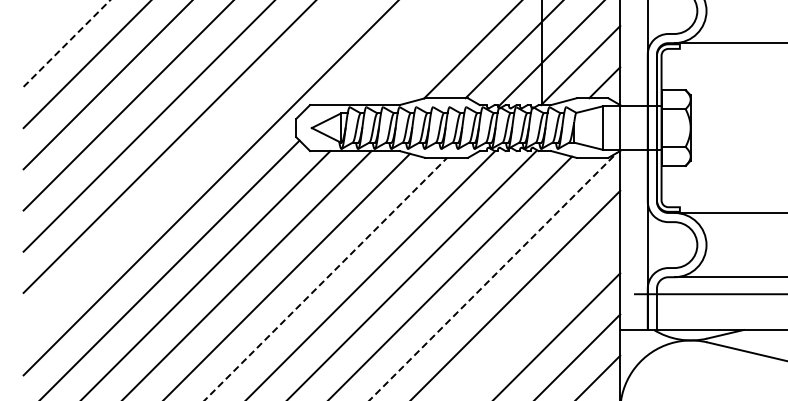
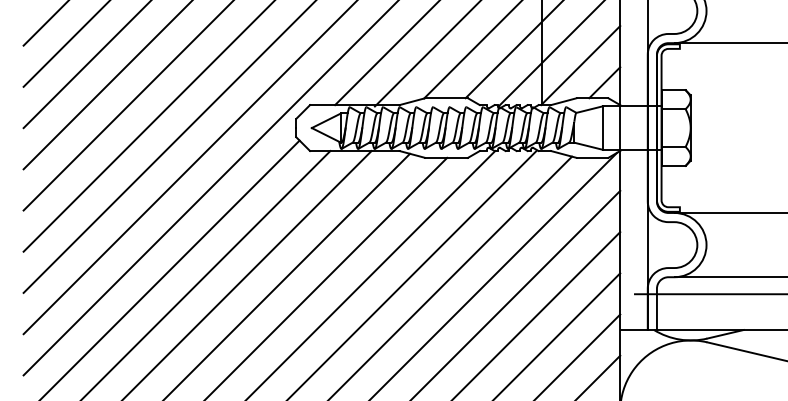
line: none -> present (44, 23)
line: dashed -> solid (66, 43)
line: none -> present (386, 53)
line: none -> present (426, 54)
line: none -> present (189, 168)
line: dashed -> solid (493, 276)
line: dashed -> solid (326, 278)
line: none -> present (537, 314)
